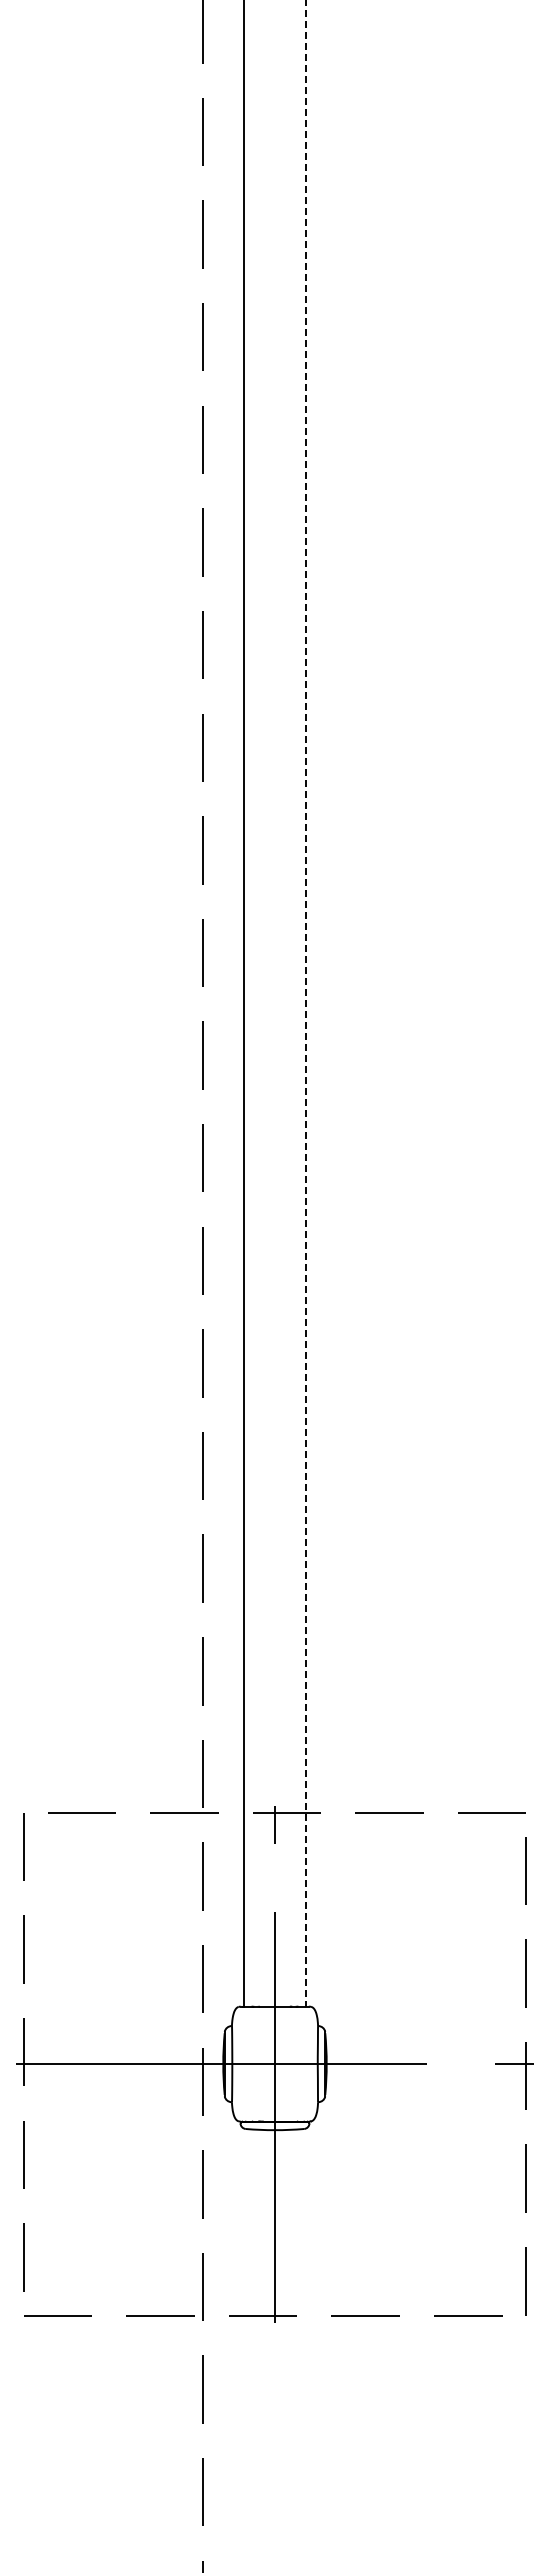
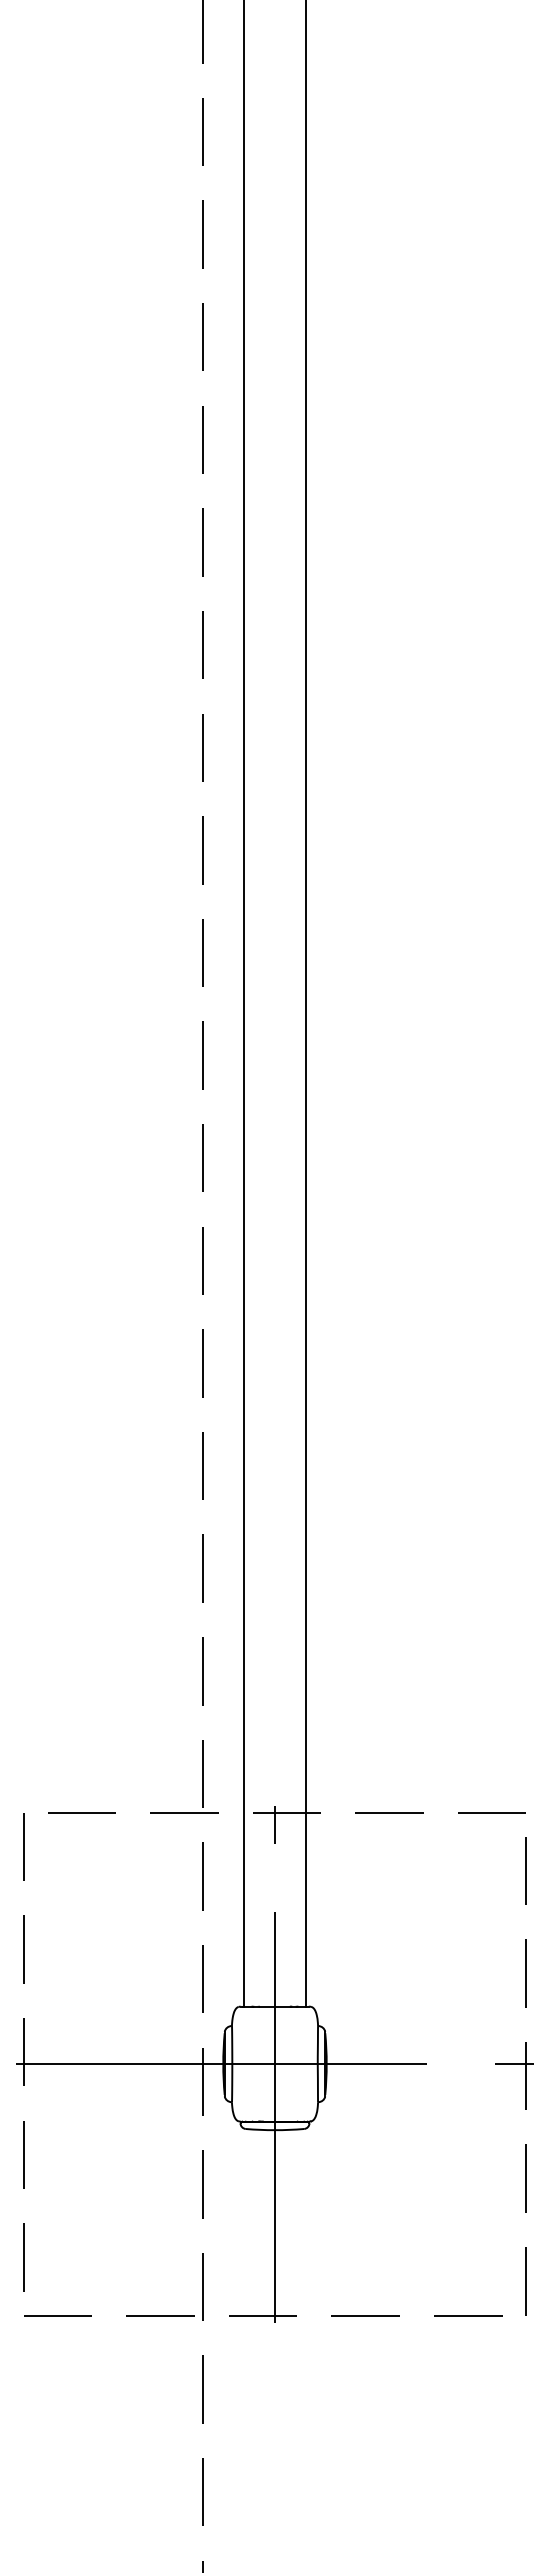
line: dashed -> solid (305, 1003)
